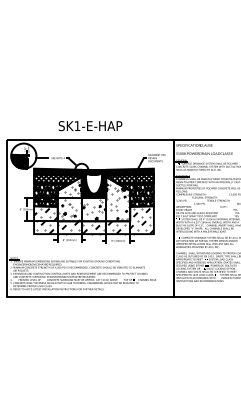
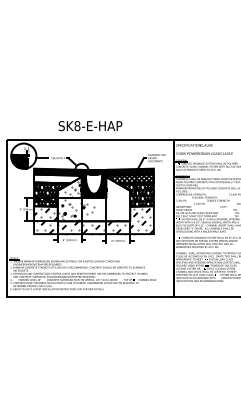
text: SK1-E-HAP -> SK8-E-HAP (77, 126)
hatch: present -> none (57, 178)
hatch: present -> none (111, 202)
